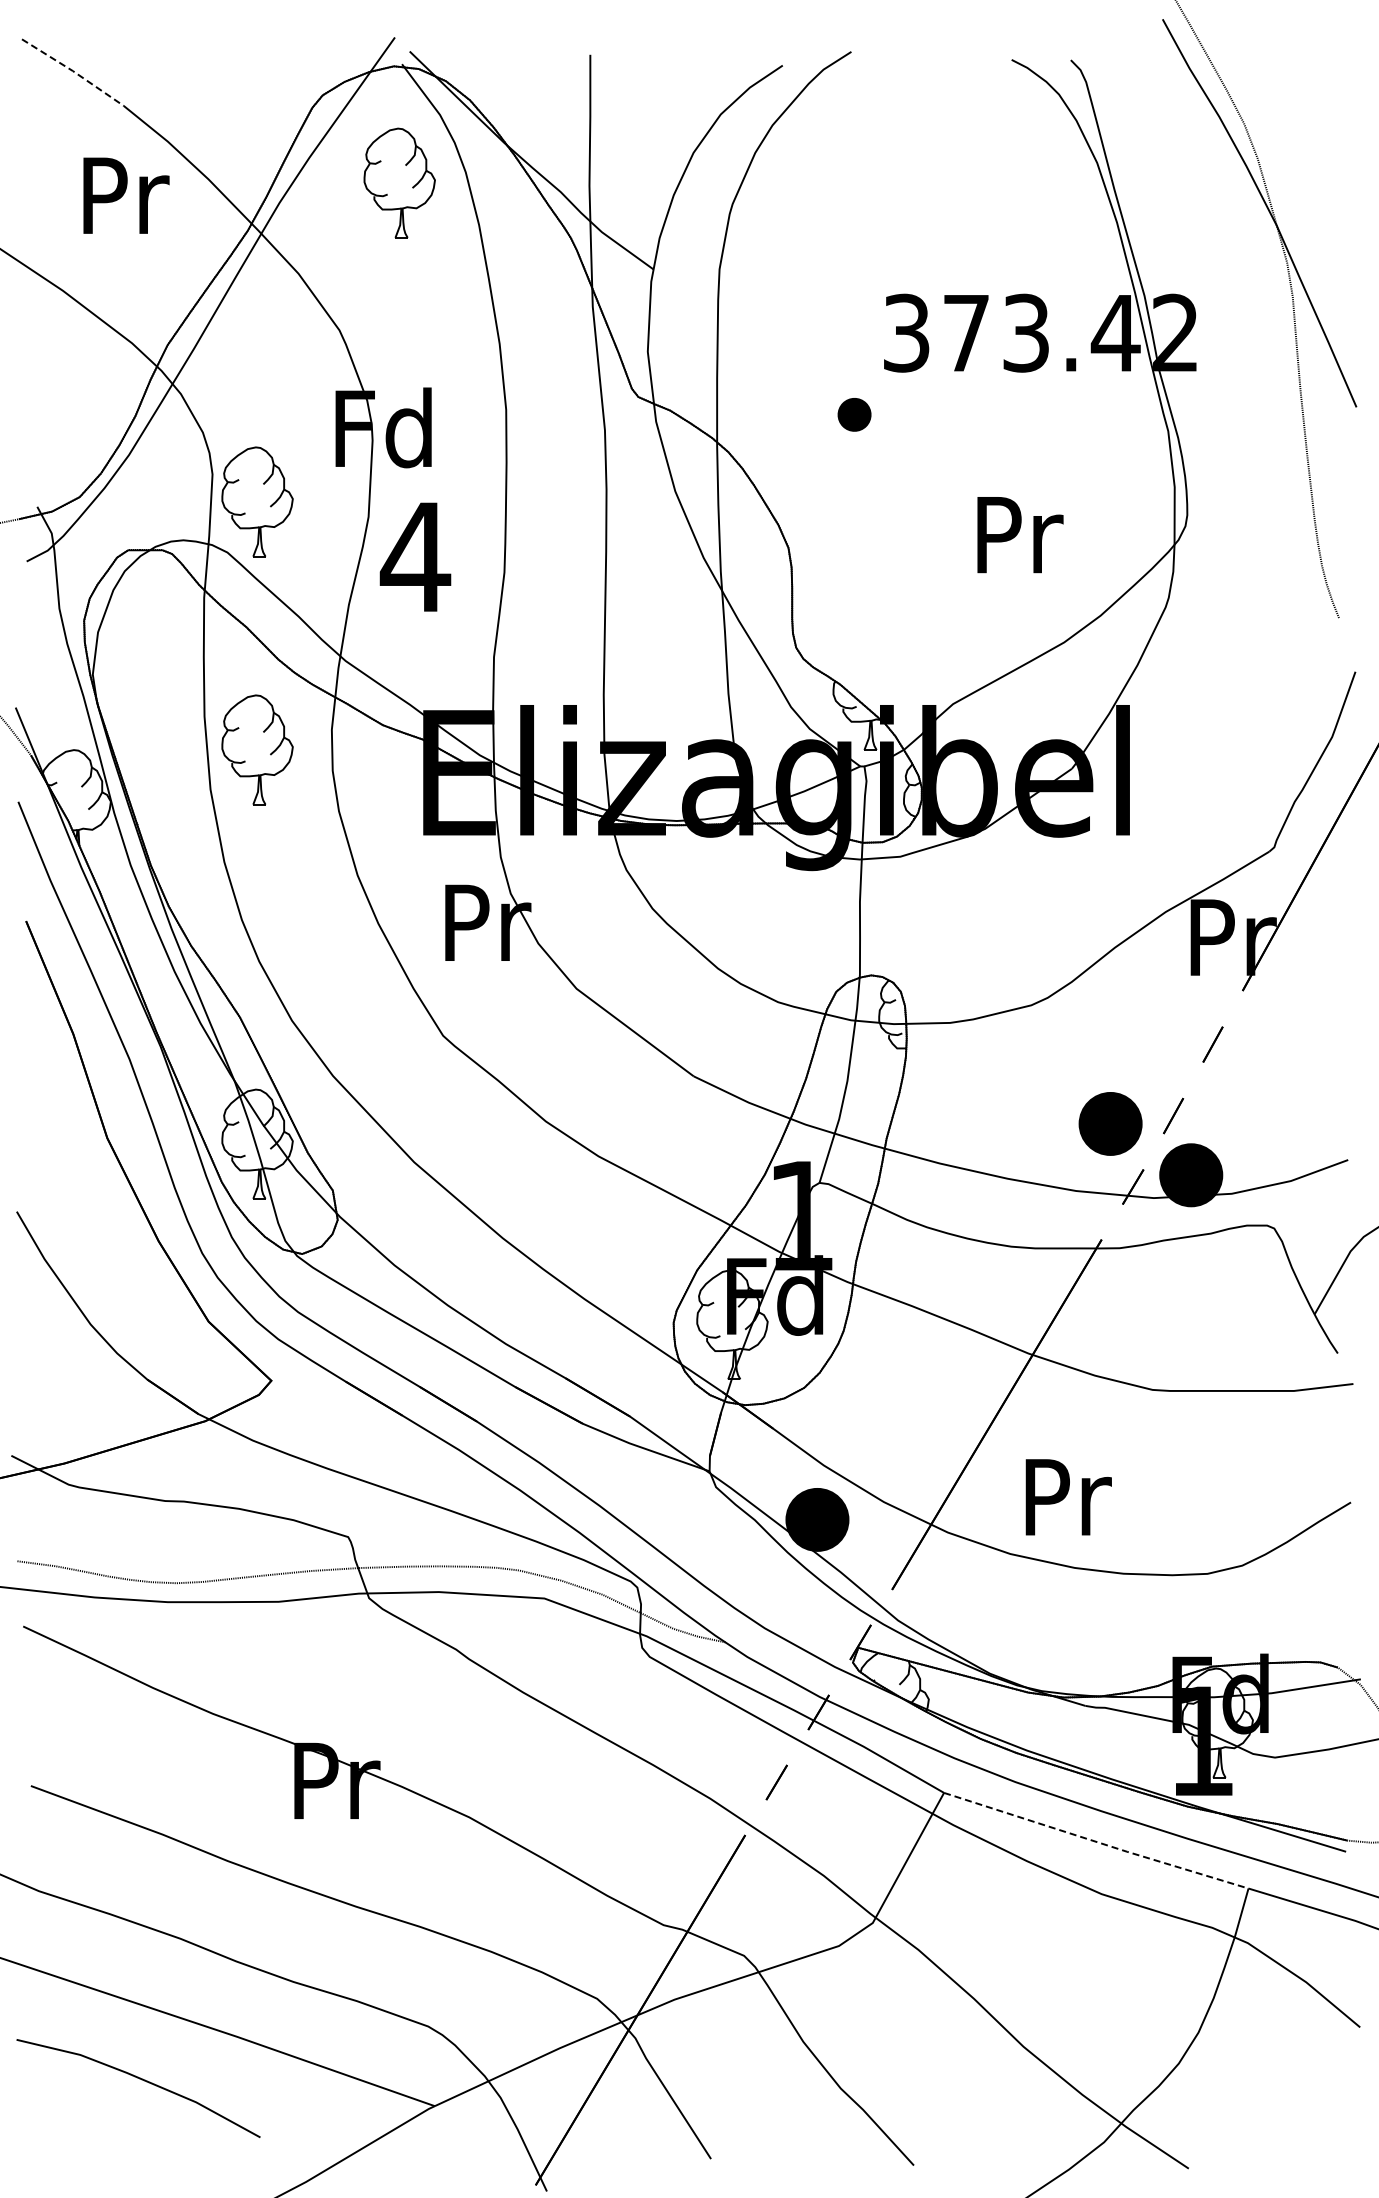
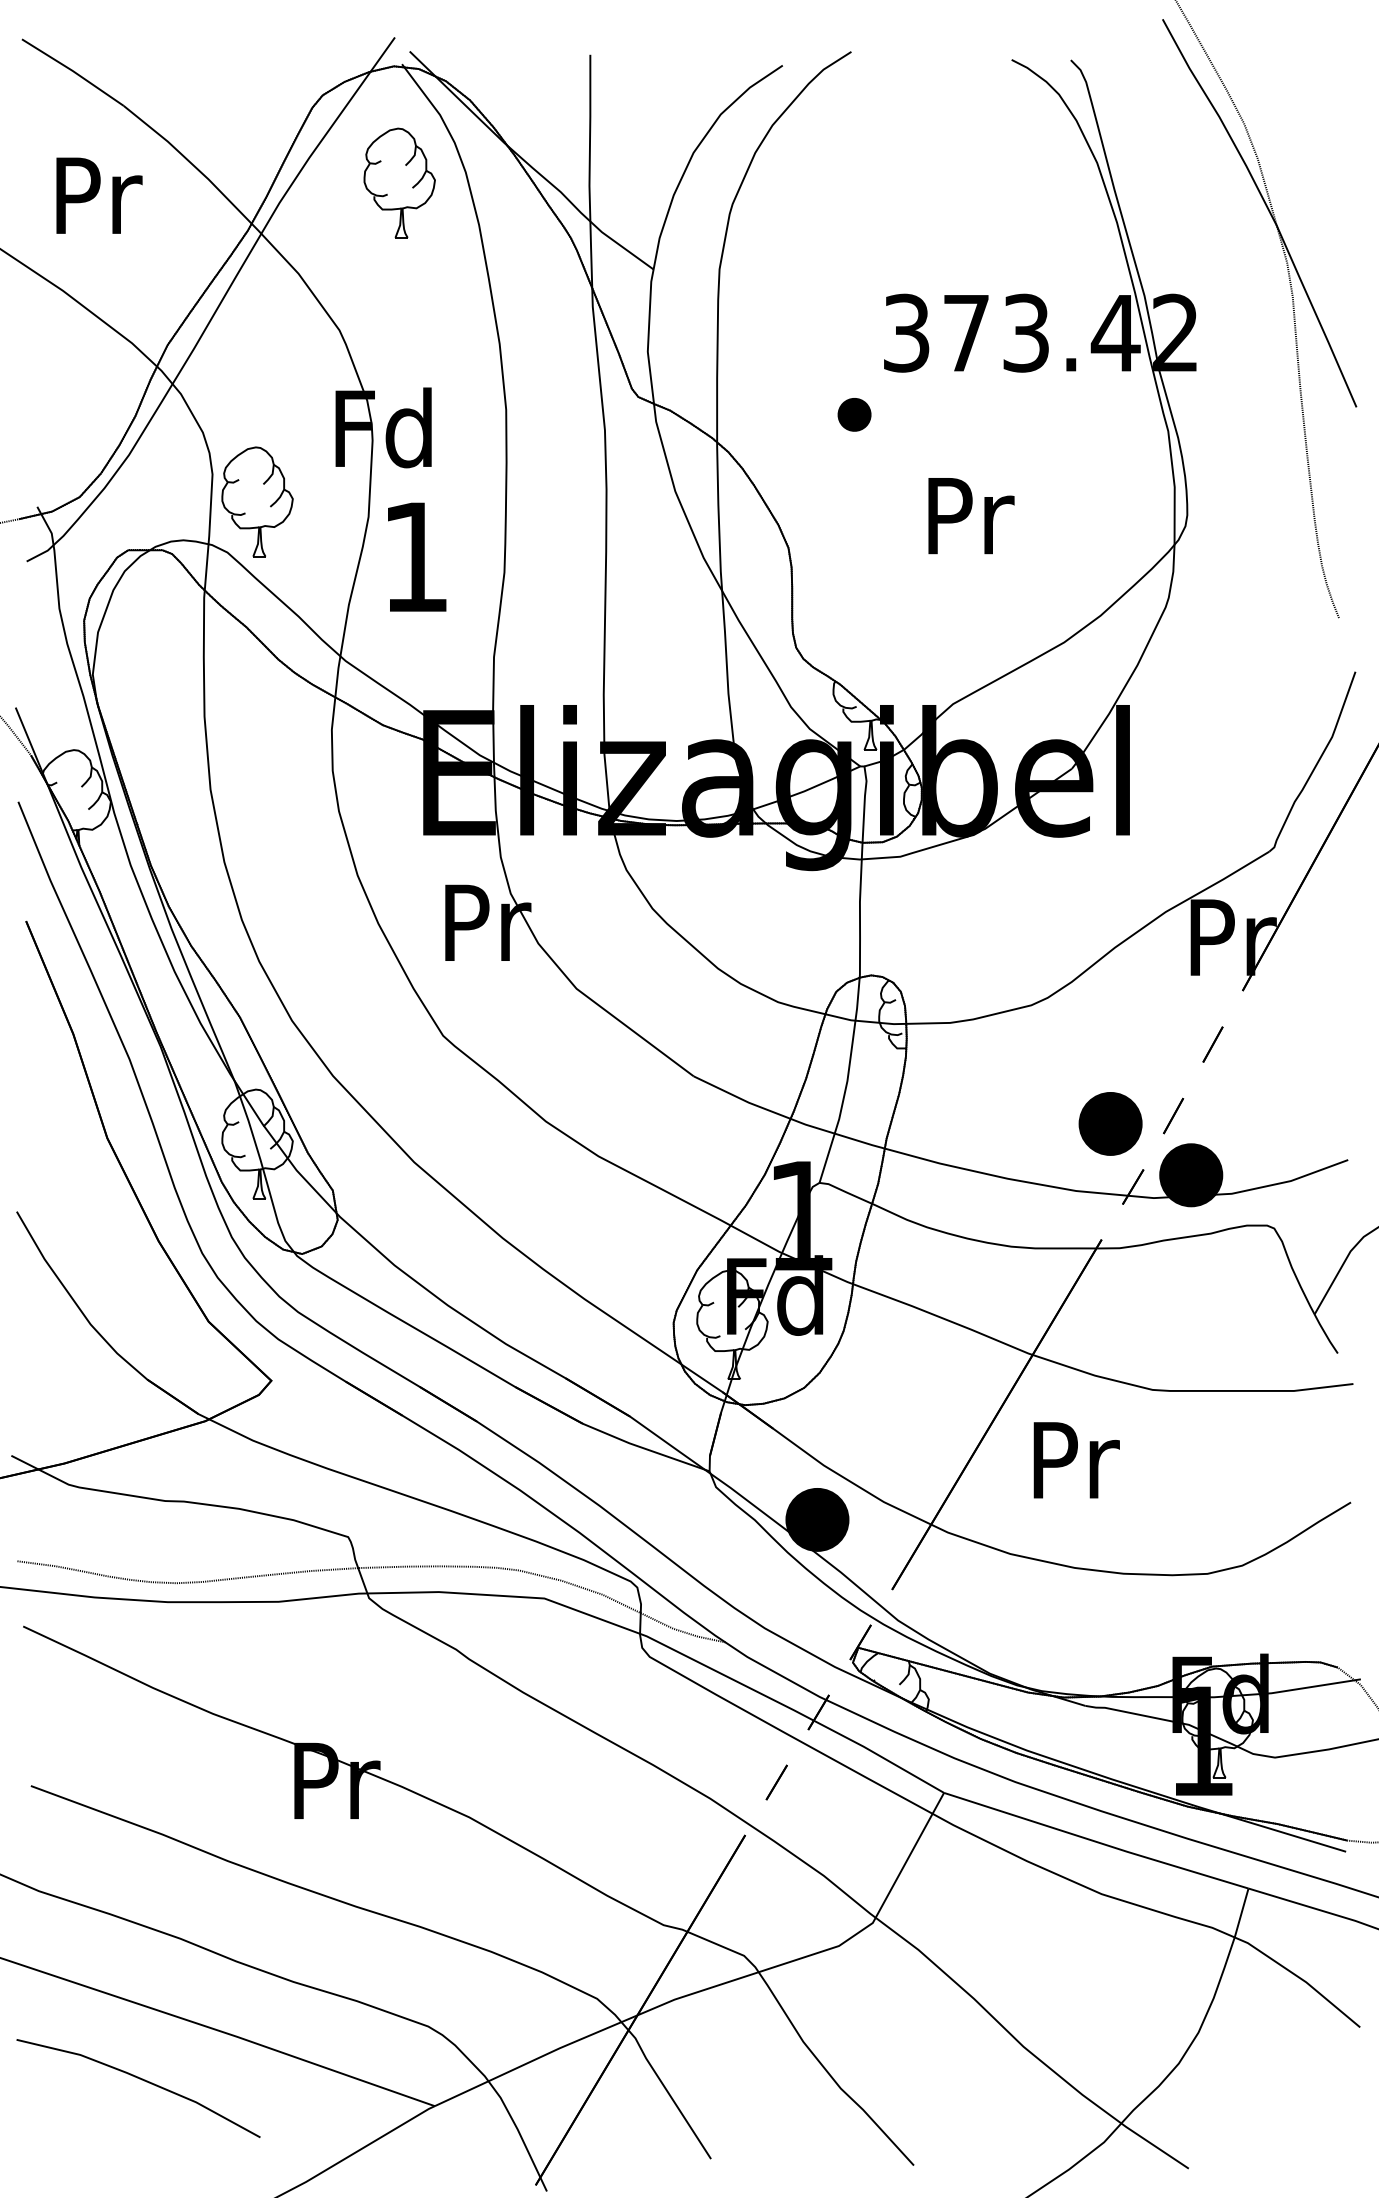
line: dashed -> solid (73, 71)
text position: (126, 195) -> (99, 195) (99, 195)
text position: (1020, 535) -> (971, 516) (971, 516)
text: 4 -> 1 (415, 556)
part: present -> none (257, 749)
text position: (1068, 1497) -> (1076, 1460) (1076, 1460)
line: dashed -> solid (1096, 1842)
